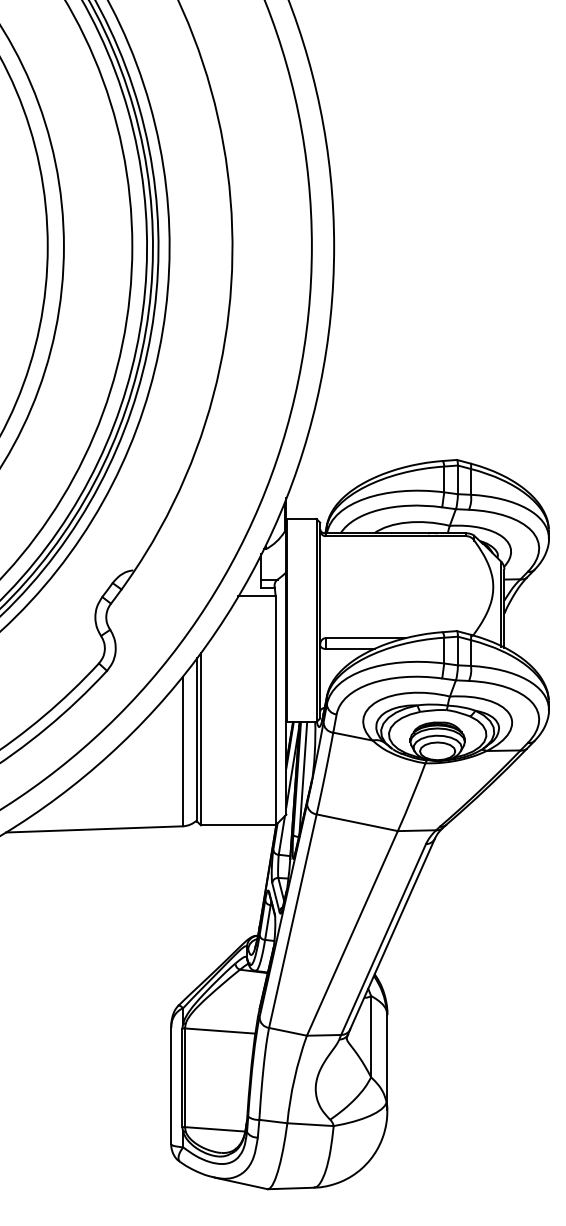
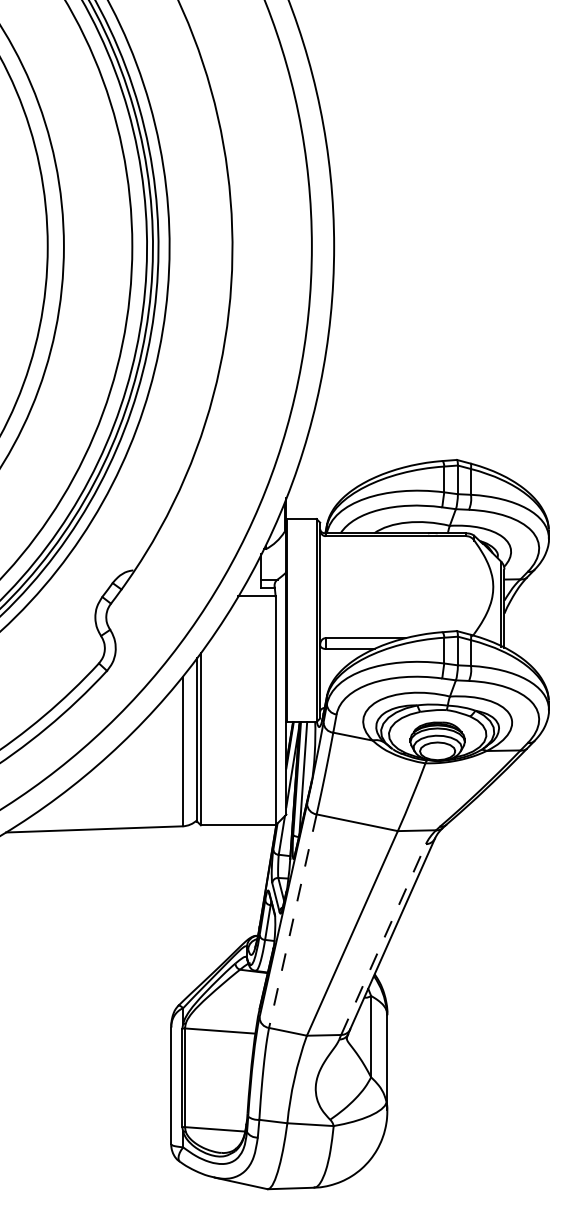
line: solid -> dashed (292, 921)
line: solid -> dashed (383, 939)
